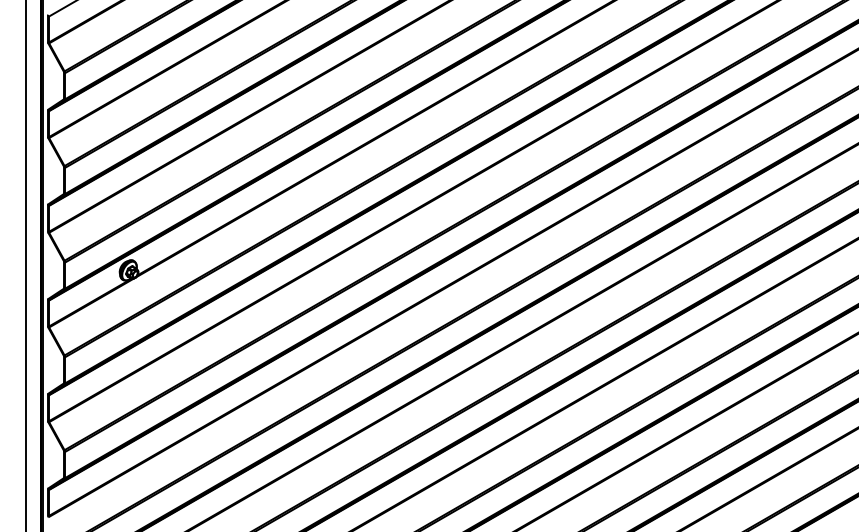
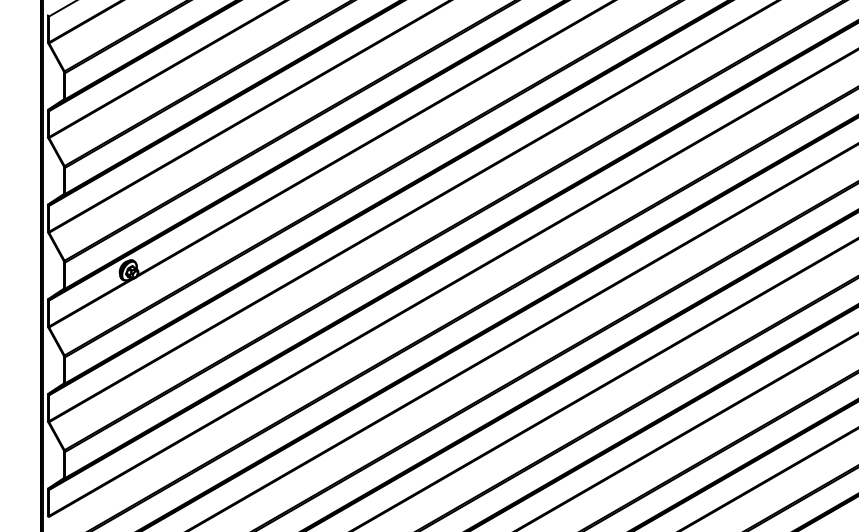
line: present -> none (25, 265)
